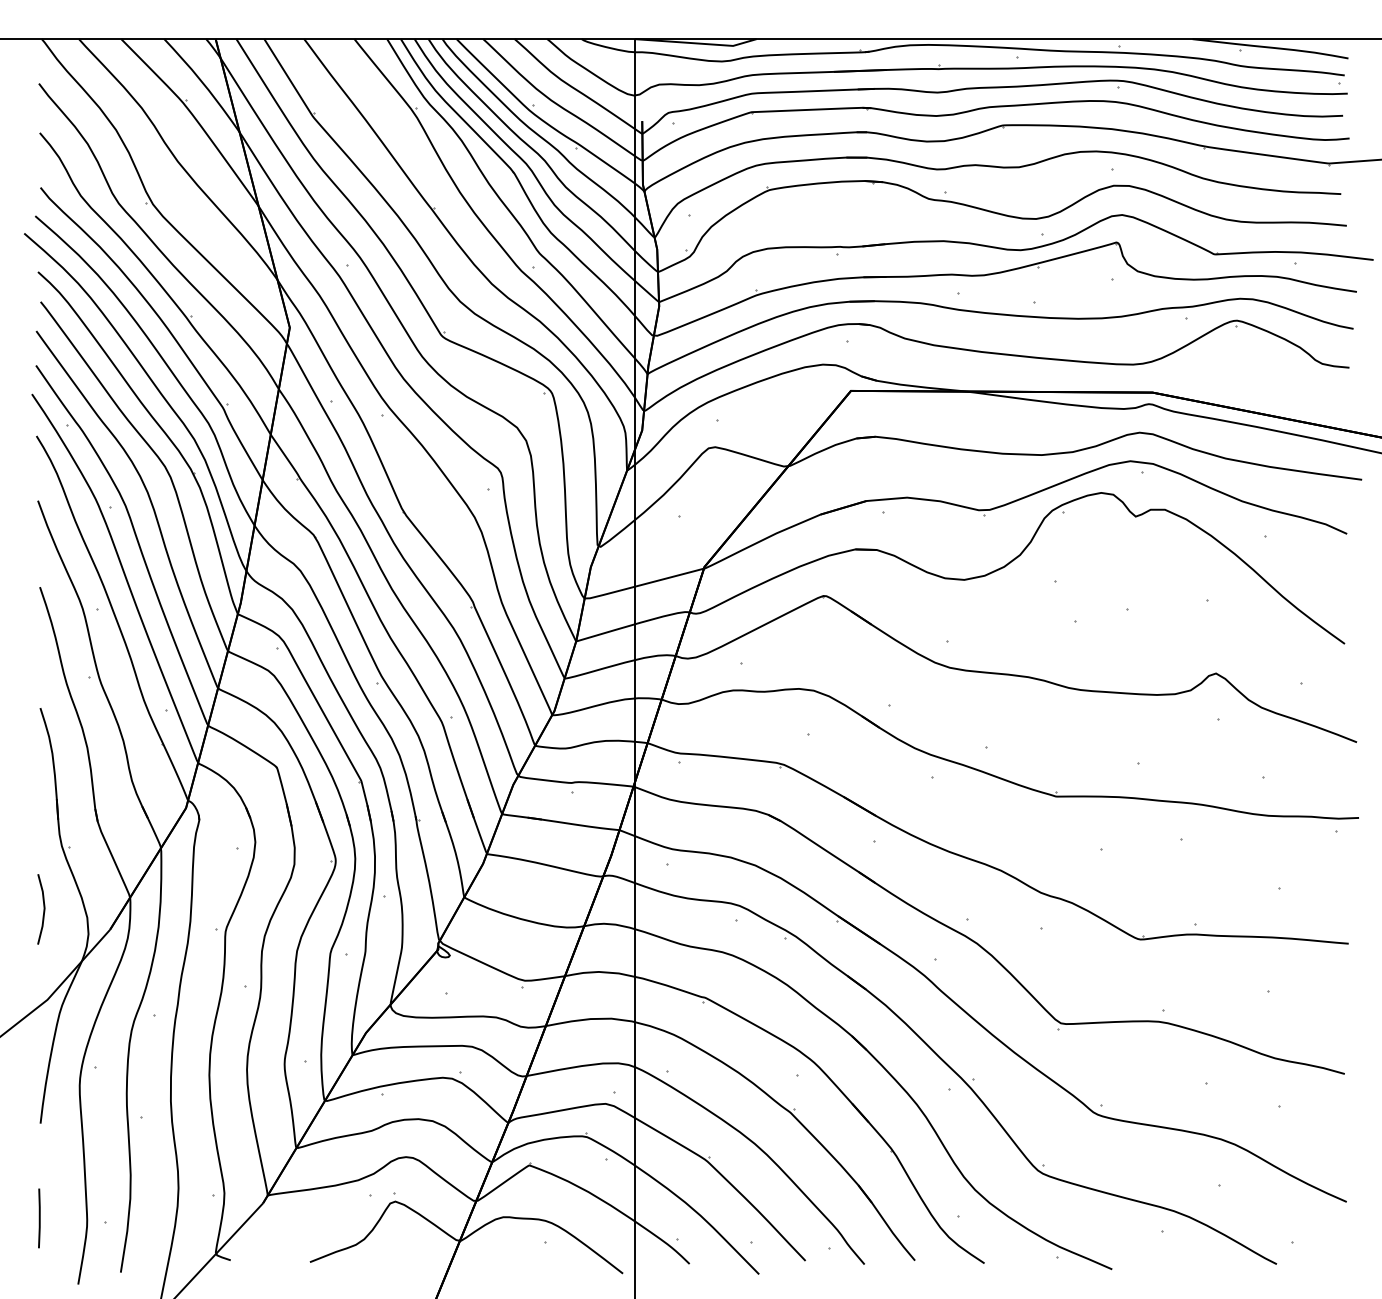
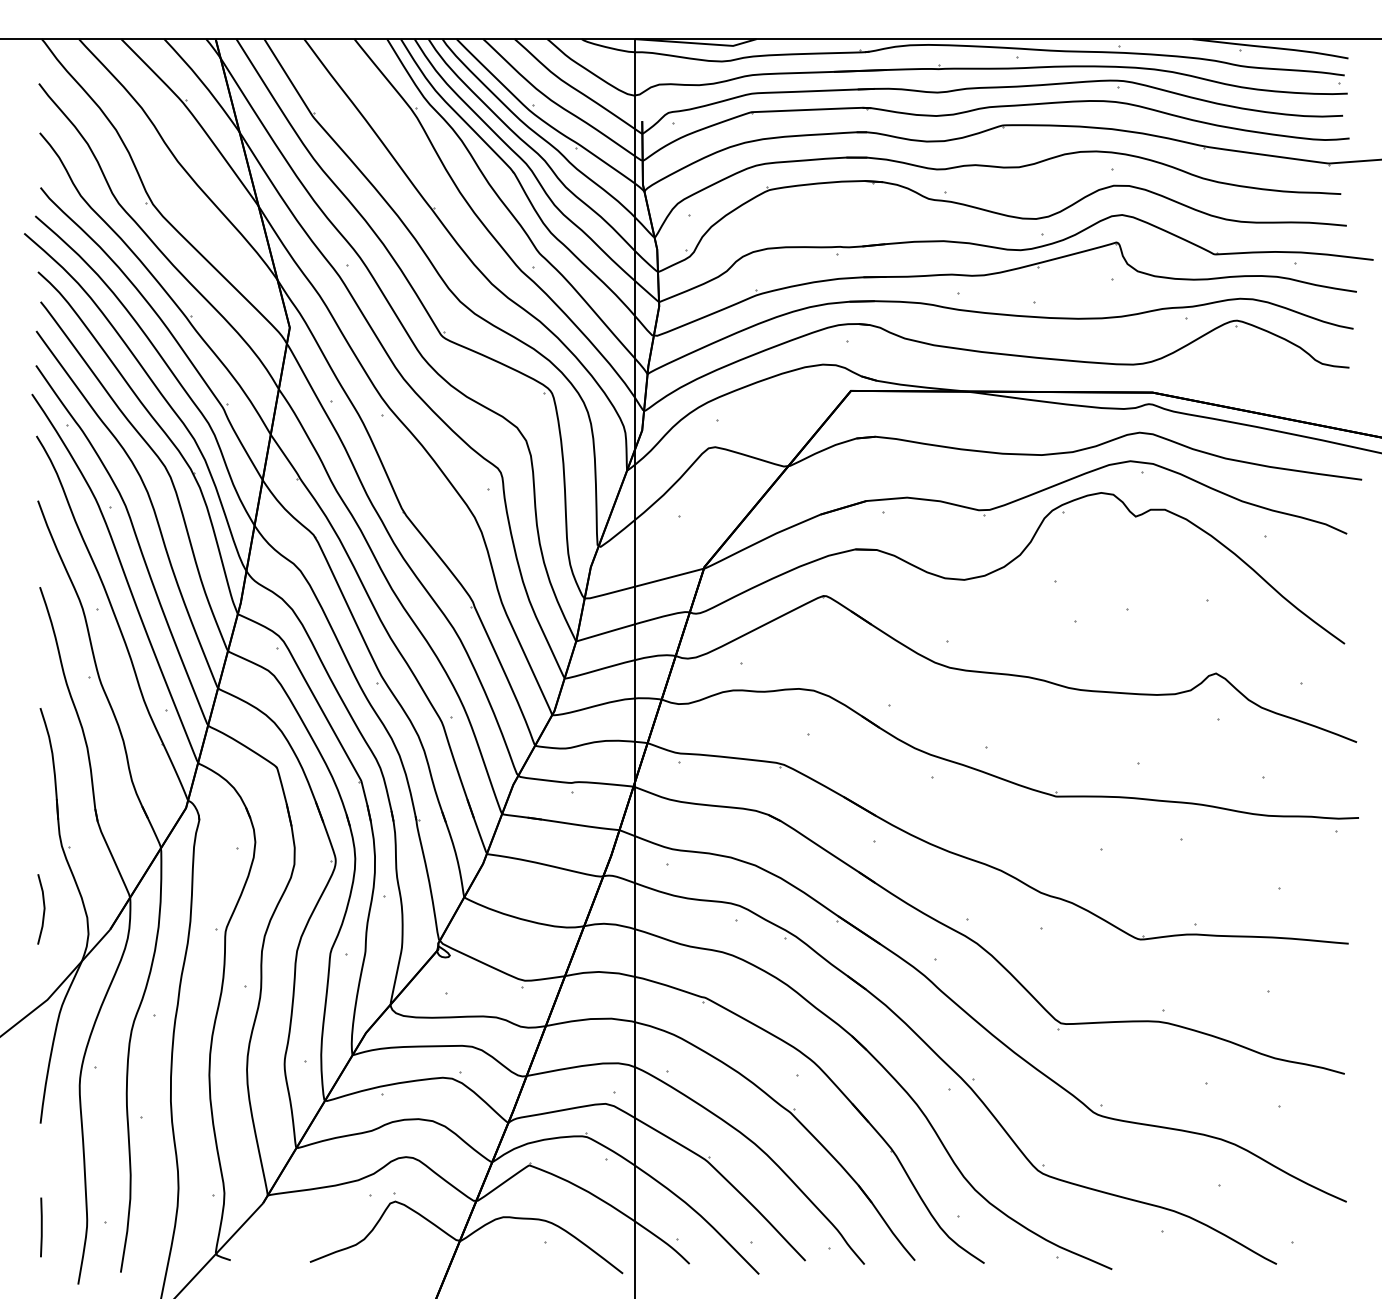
line position: (39, 1218) -> (41, 1227) (41, 1227)
